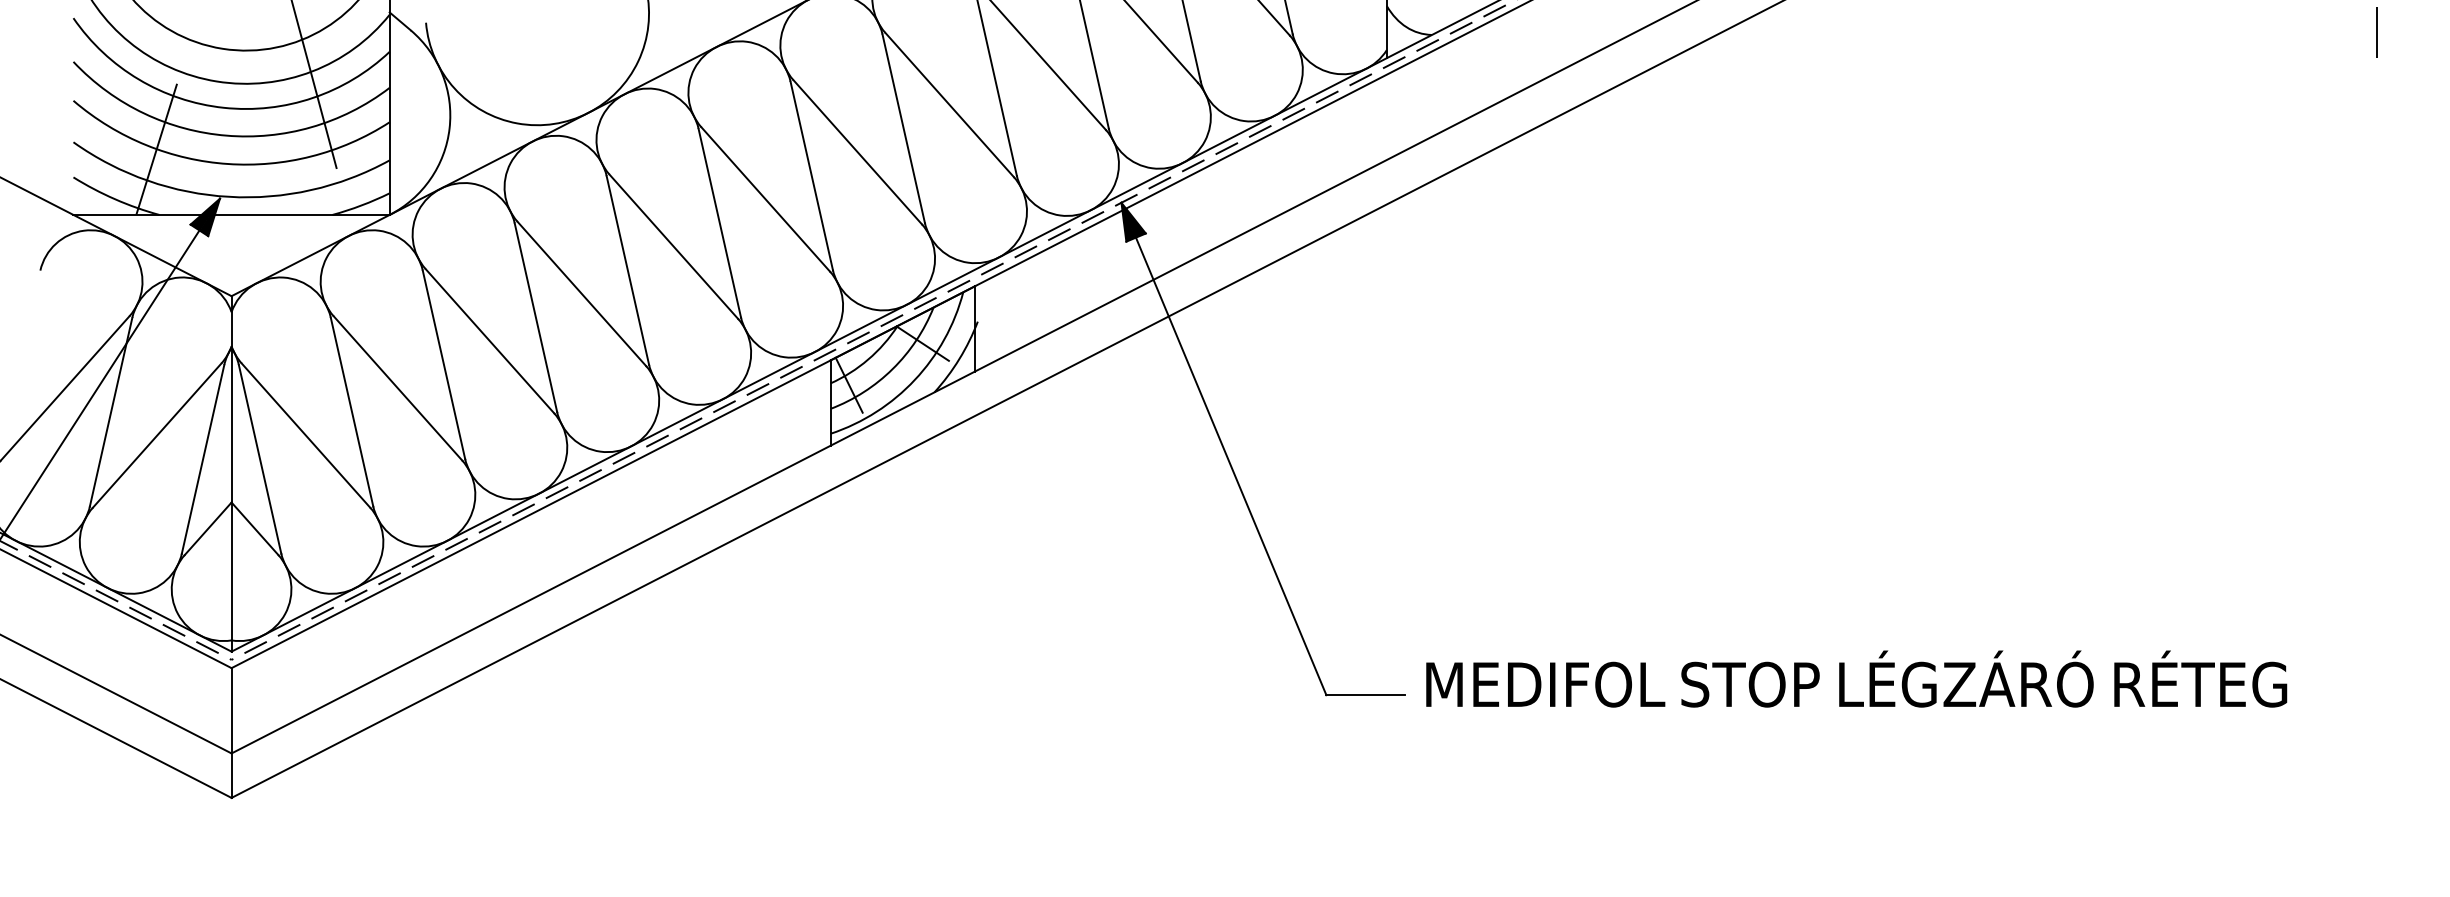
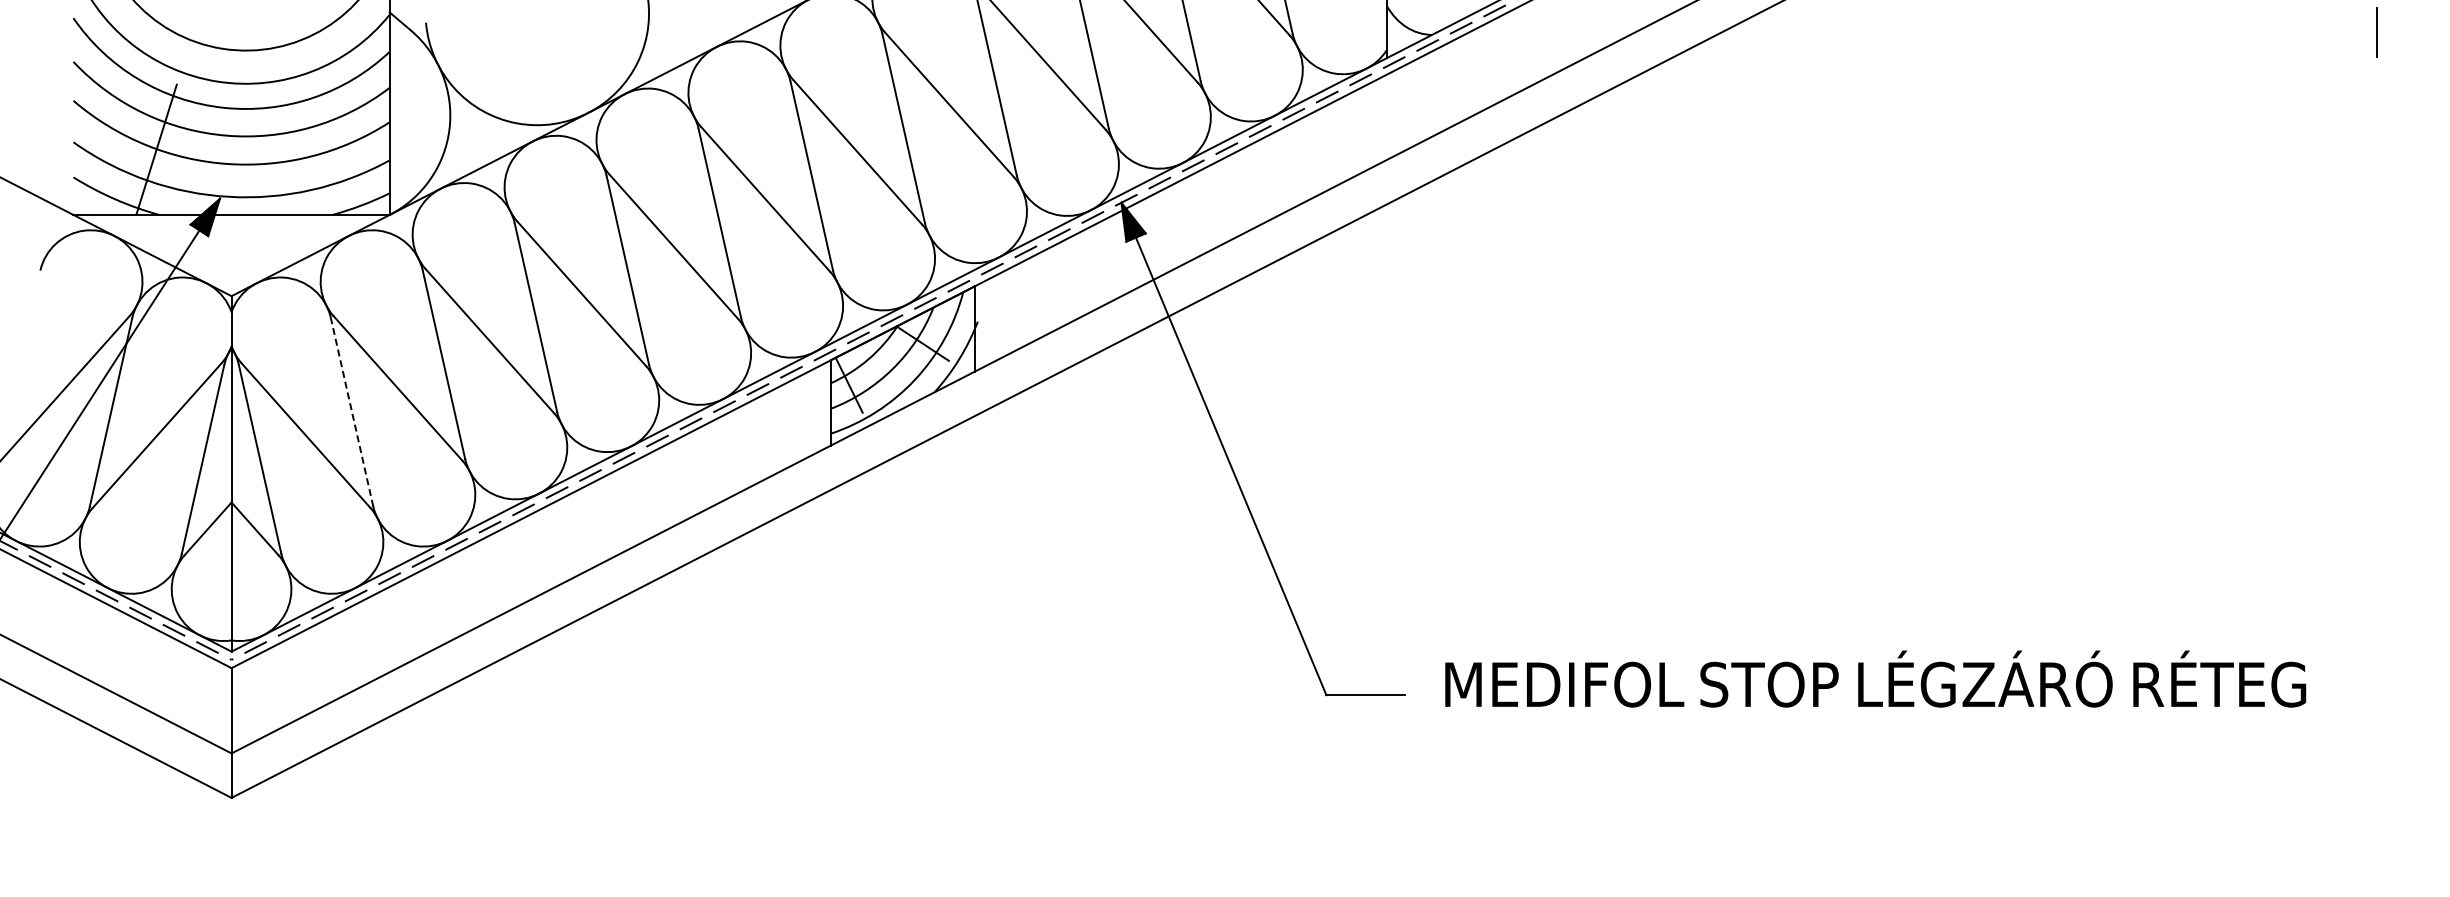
line: present -> none (314, 85)
line: solid -> dashed (352, 412)
text position: (1856, 678) -> (1875, 678) (1875, 678)
